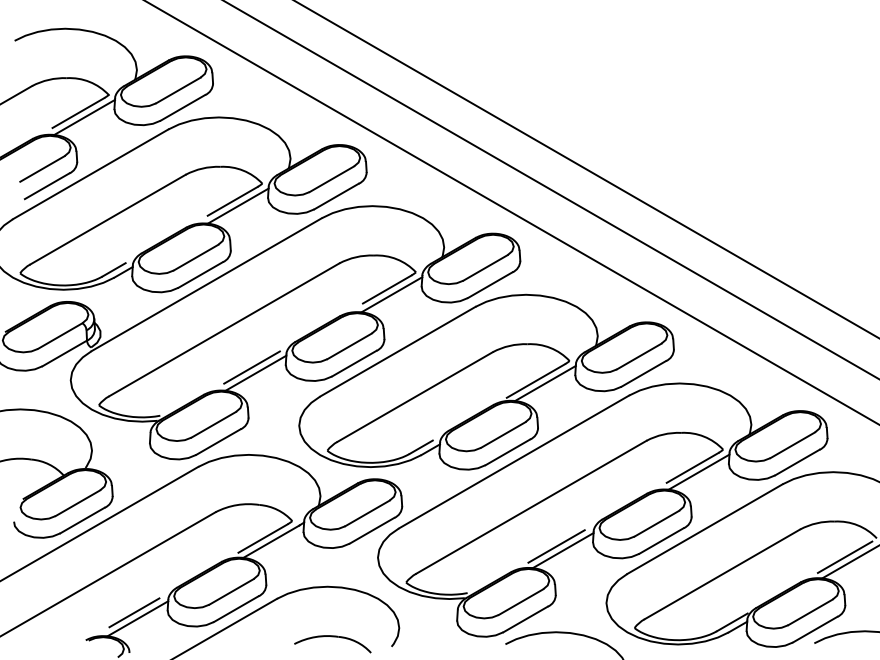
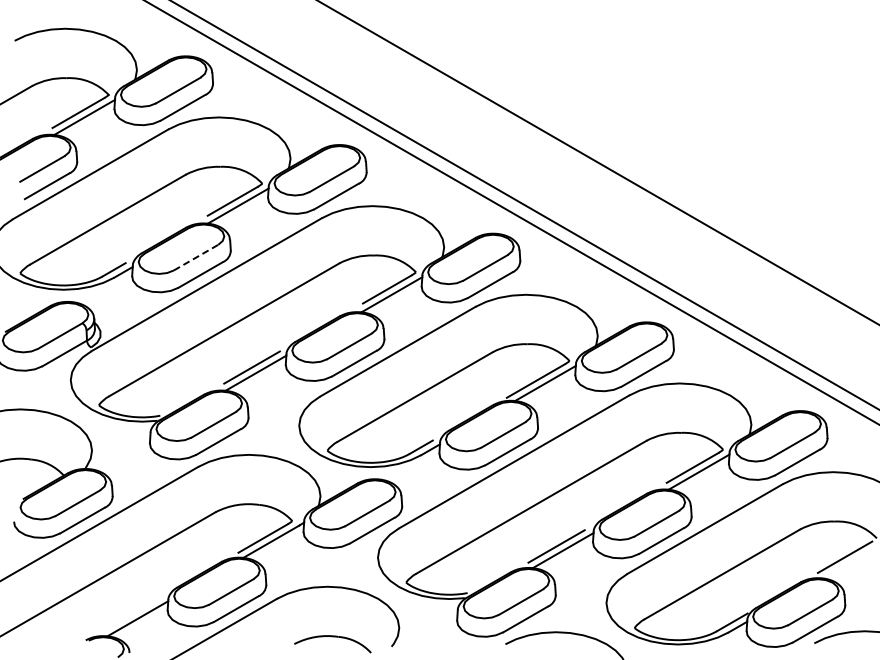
line position: (586, 169) -> (598, 162) (598, 162)
line position: (551, 189) -> (524, 205) (524, 205)
line: solid -> dashed (196, 257)
line: present -> none (849, 562)
line: present -> none (134, 612)
